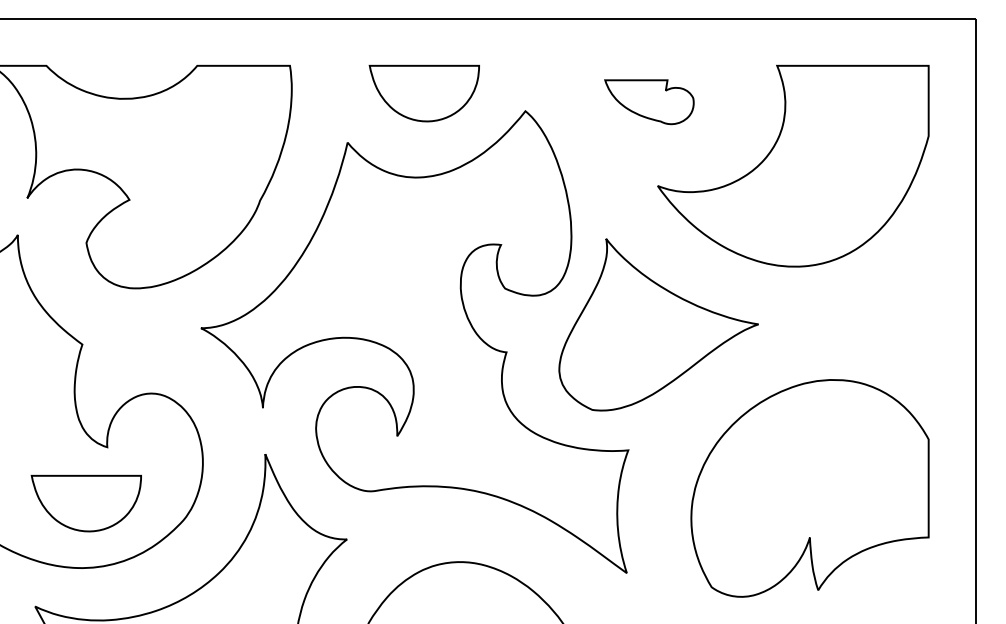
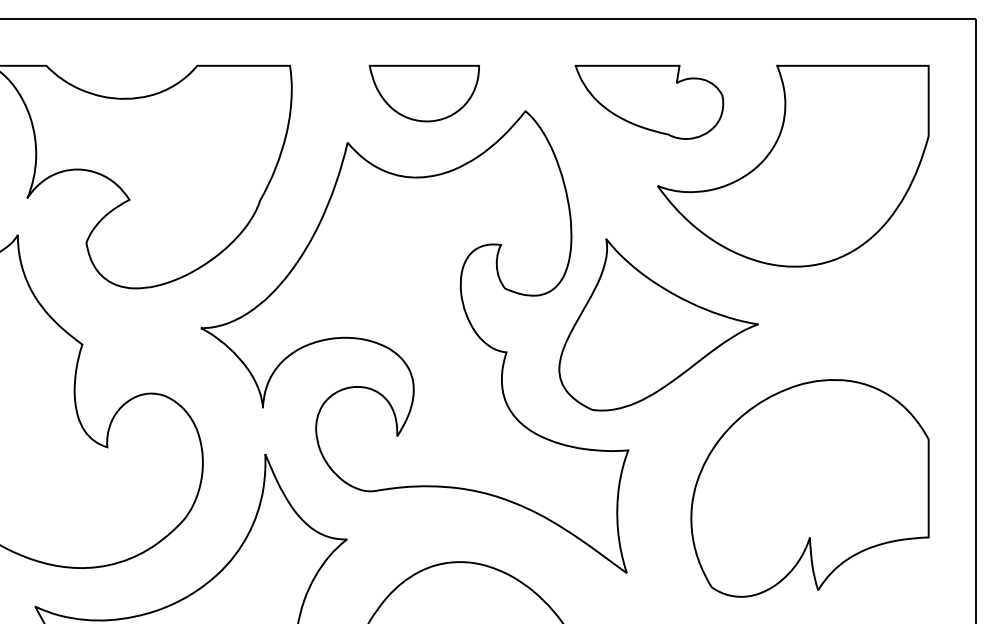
part size: 91x47 px -> 151x76 px (649, 101)
part: present -> none (85, 503)
